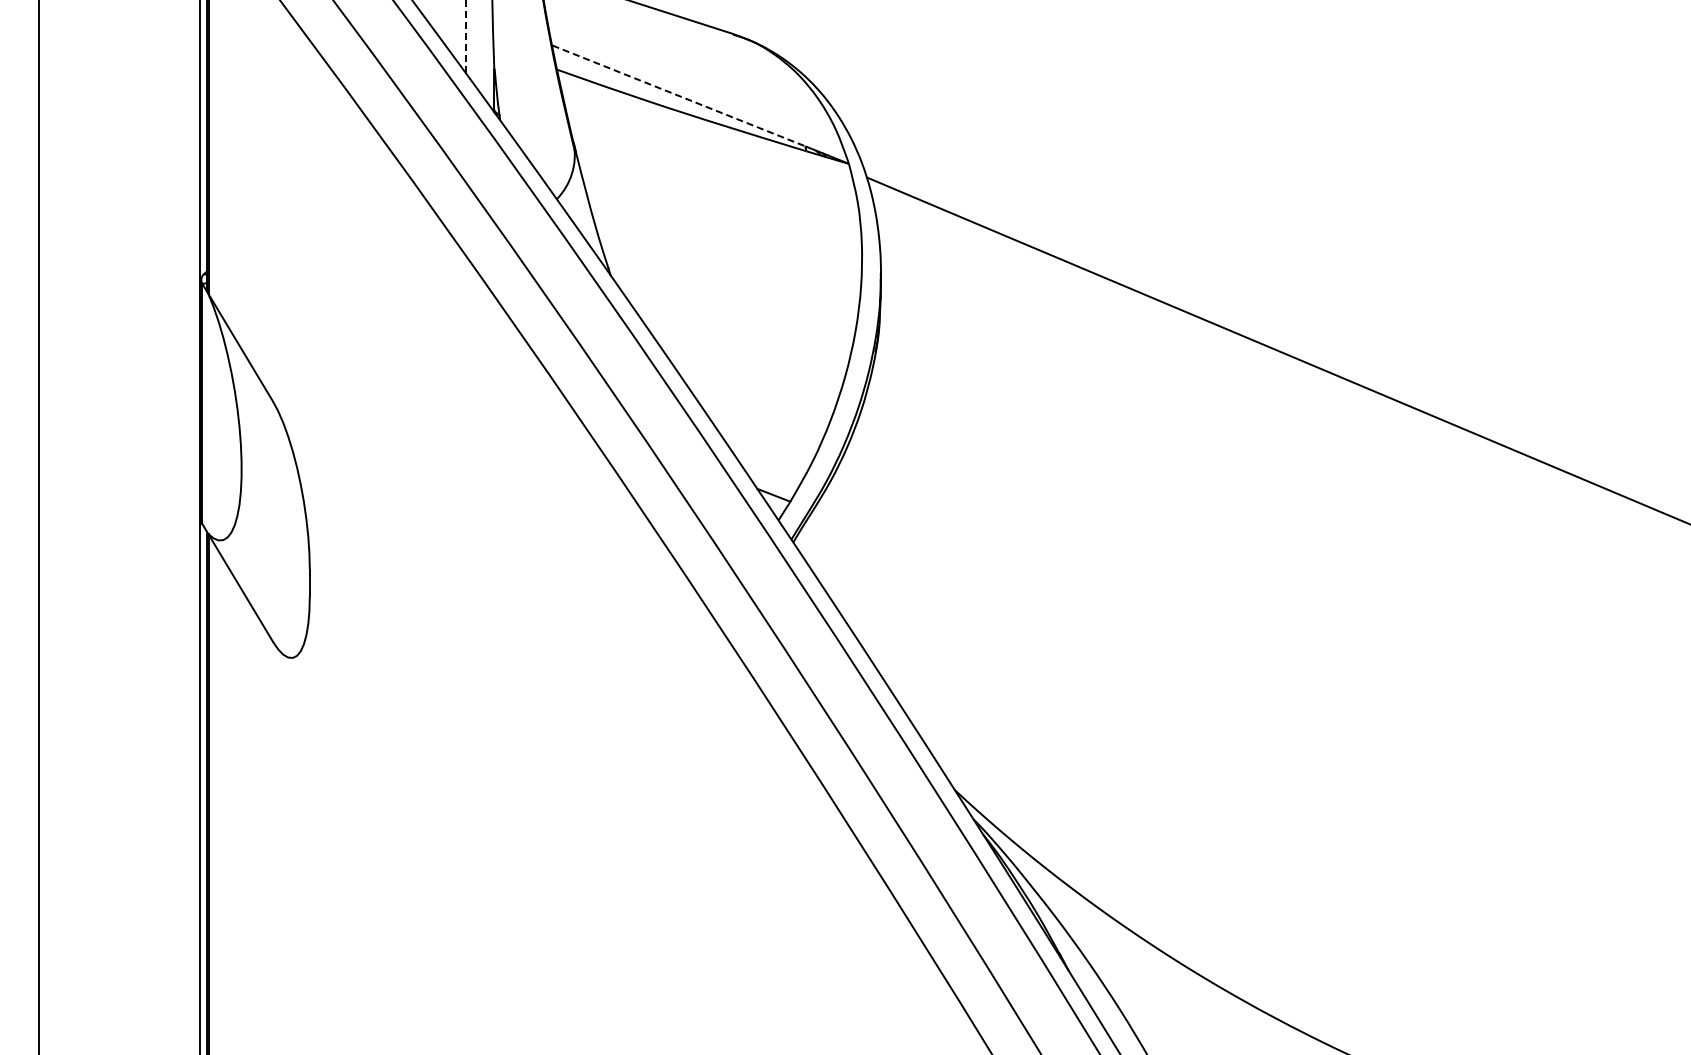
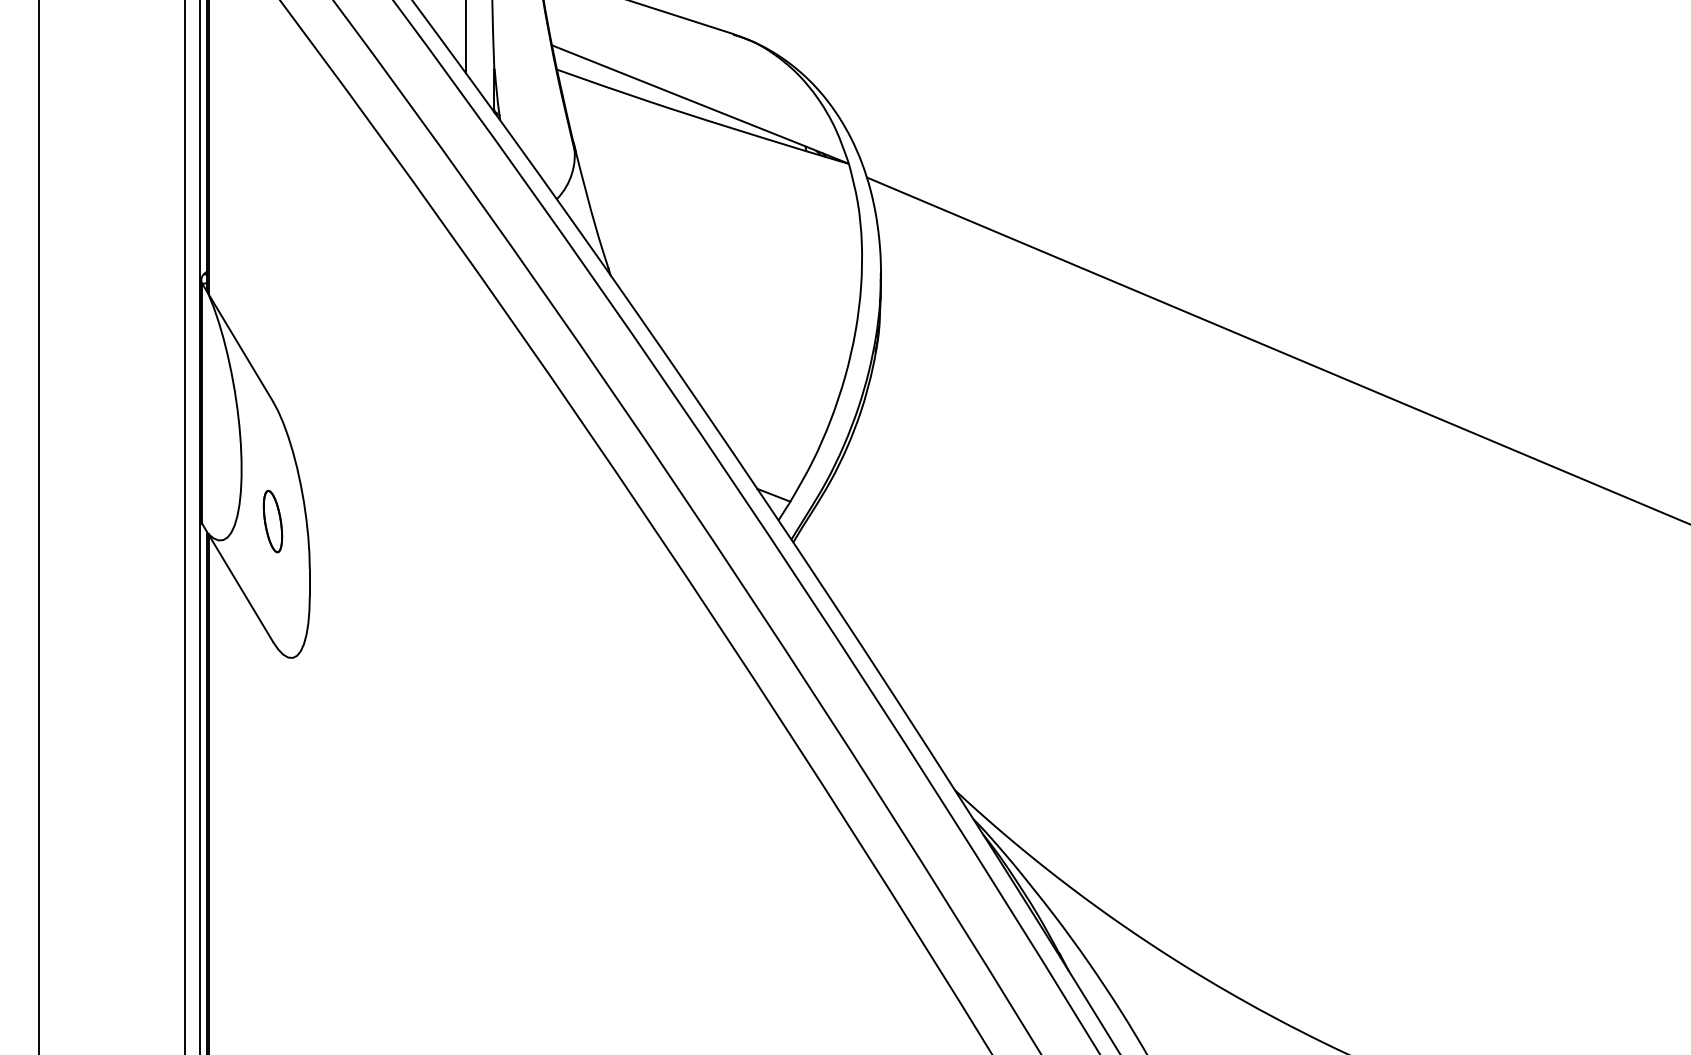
line: dashed -> solid (465, 36)
line: dashed -> solid (679, 96)
part: none -> present (272, 521)
line: none -> present (184, 526)
